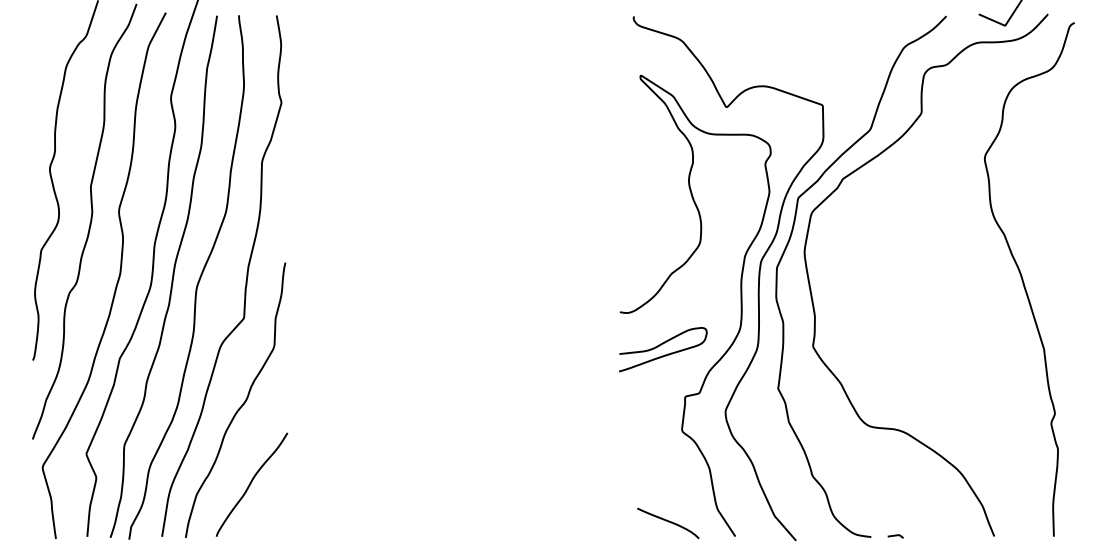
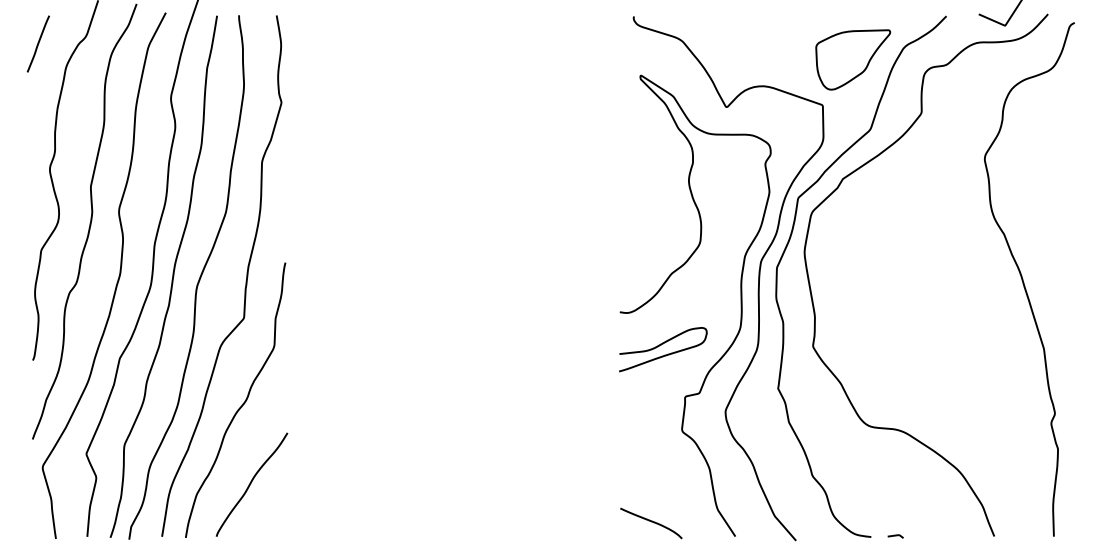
line: none -> present (37, 43)
part: none -> present (853, 59)
curve position: (668, 522) -> (651, 522) (651, 522)
